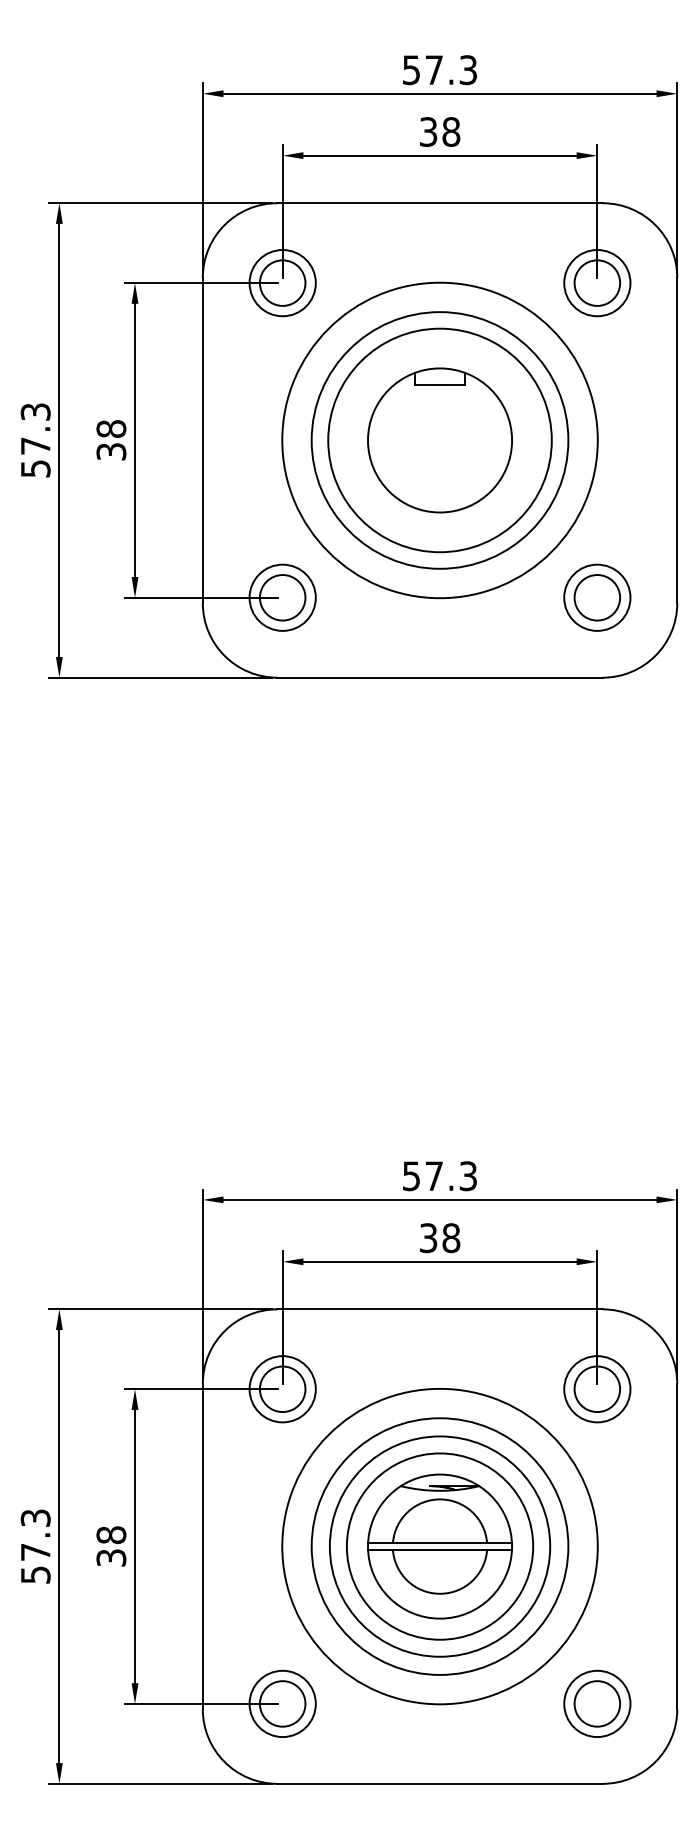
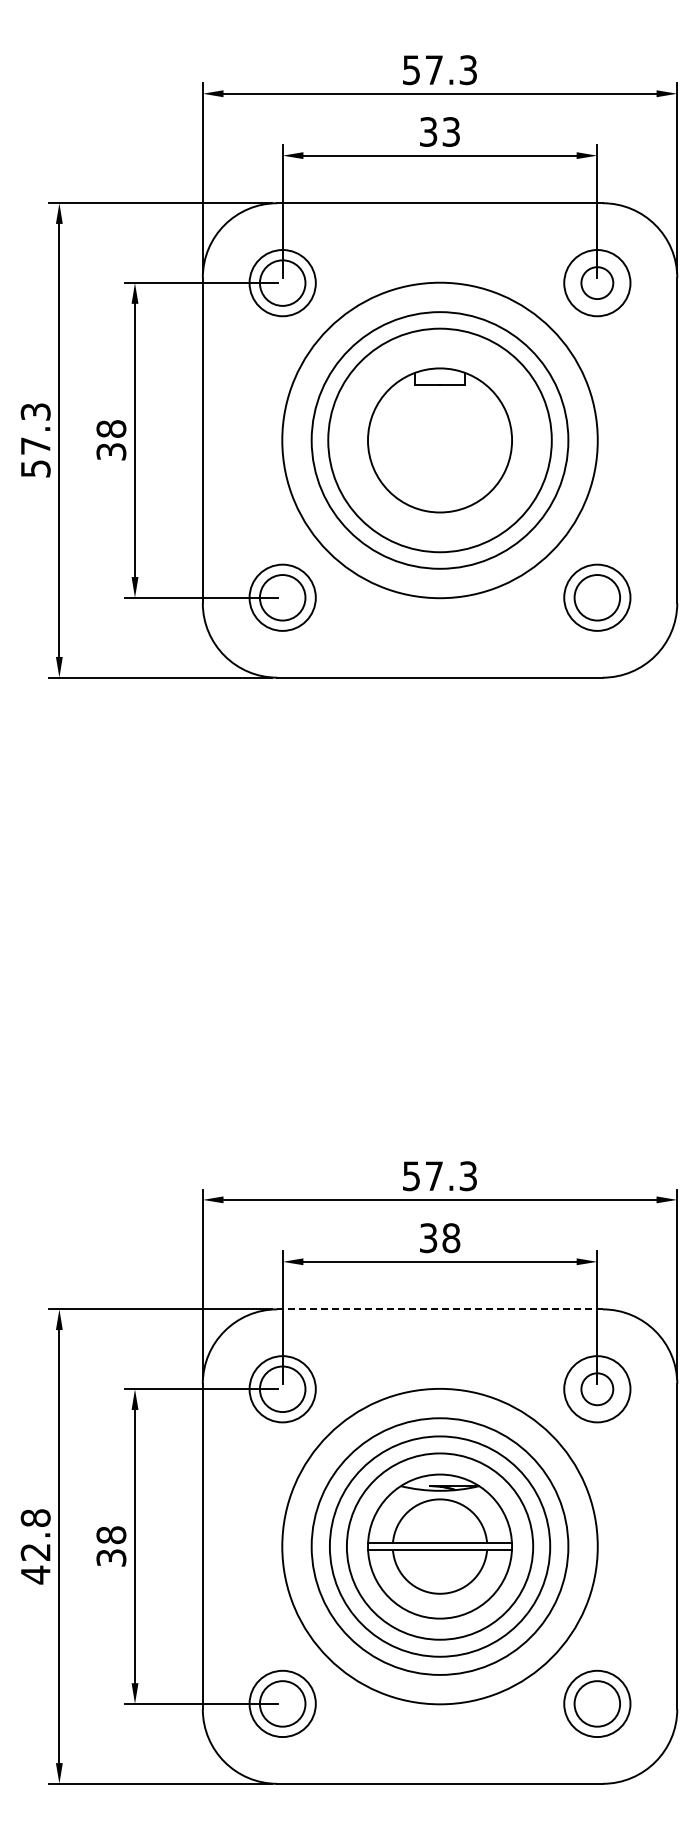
text: 38 -> 33 (451, 131)
circle diameter: 46 px -> 32 px (597, 283)
line: solid -> dashed (440, 1309)
circle diameter: 46 px -> 32 px (597, 1389)
text: 57.3 -> 42.8 (35, 1546)
